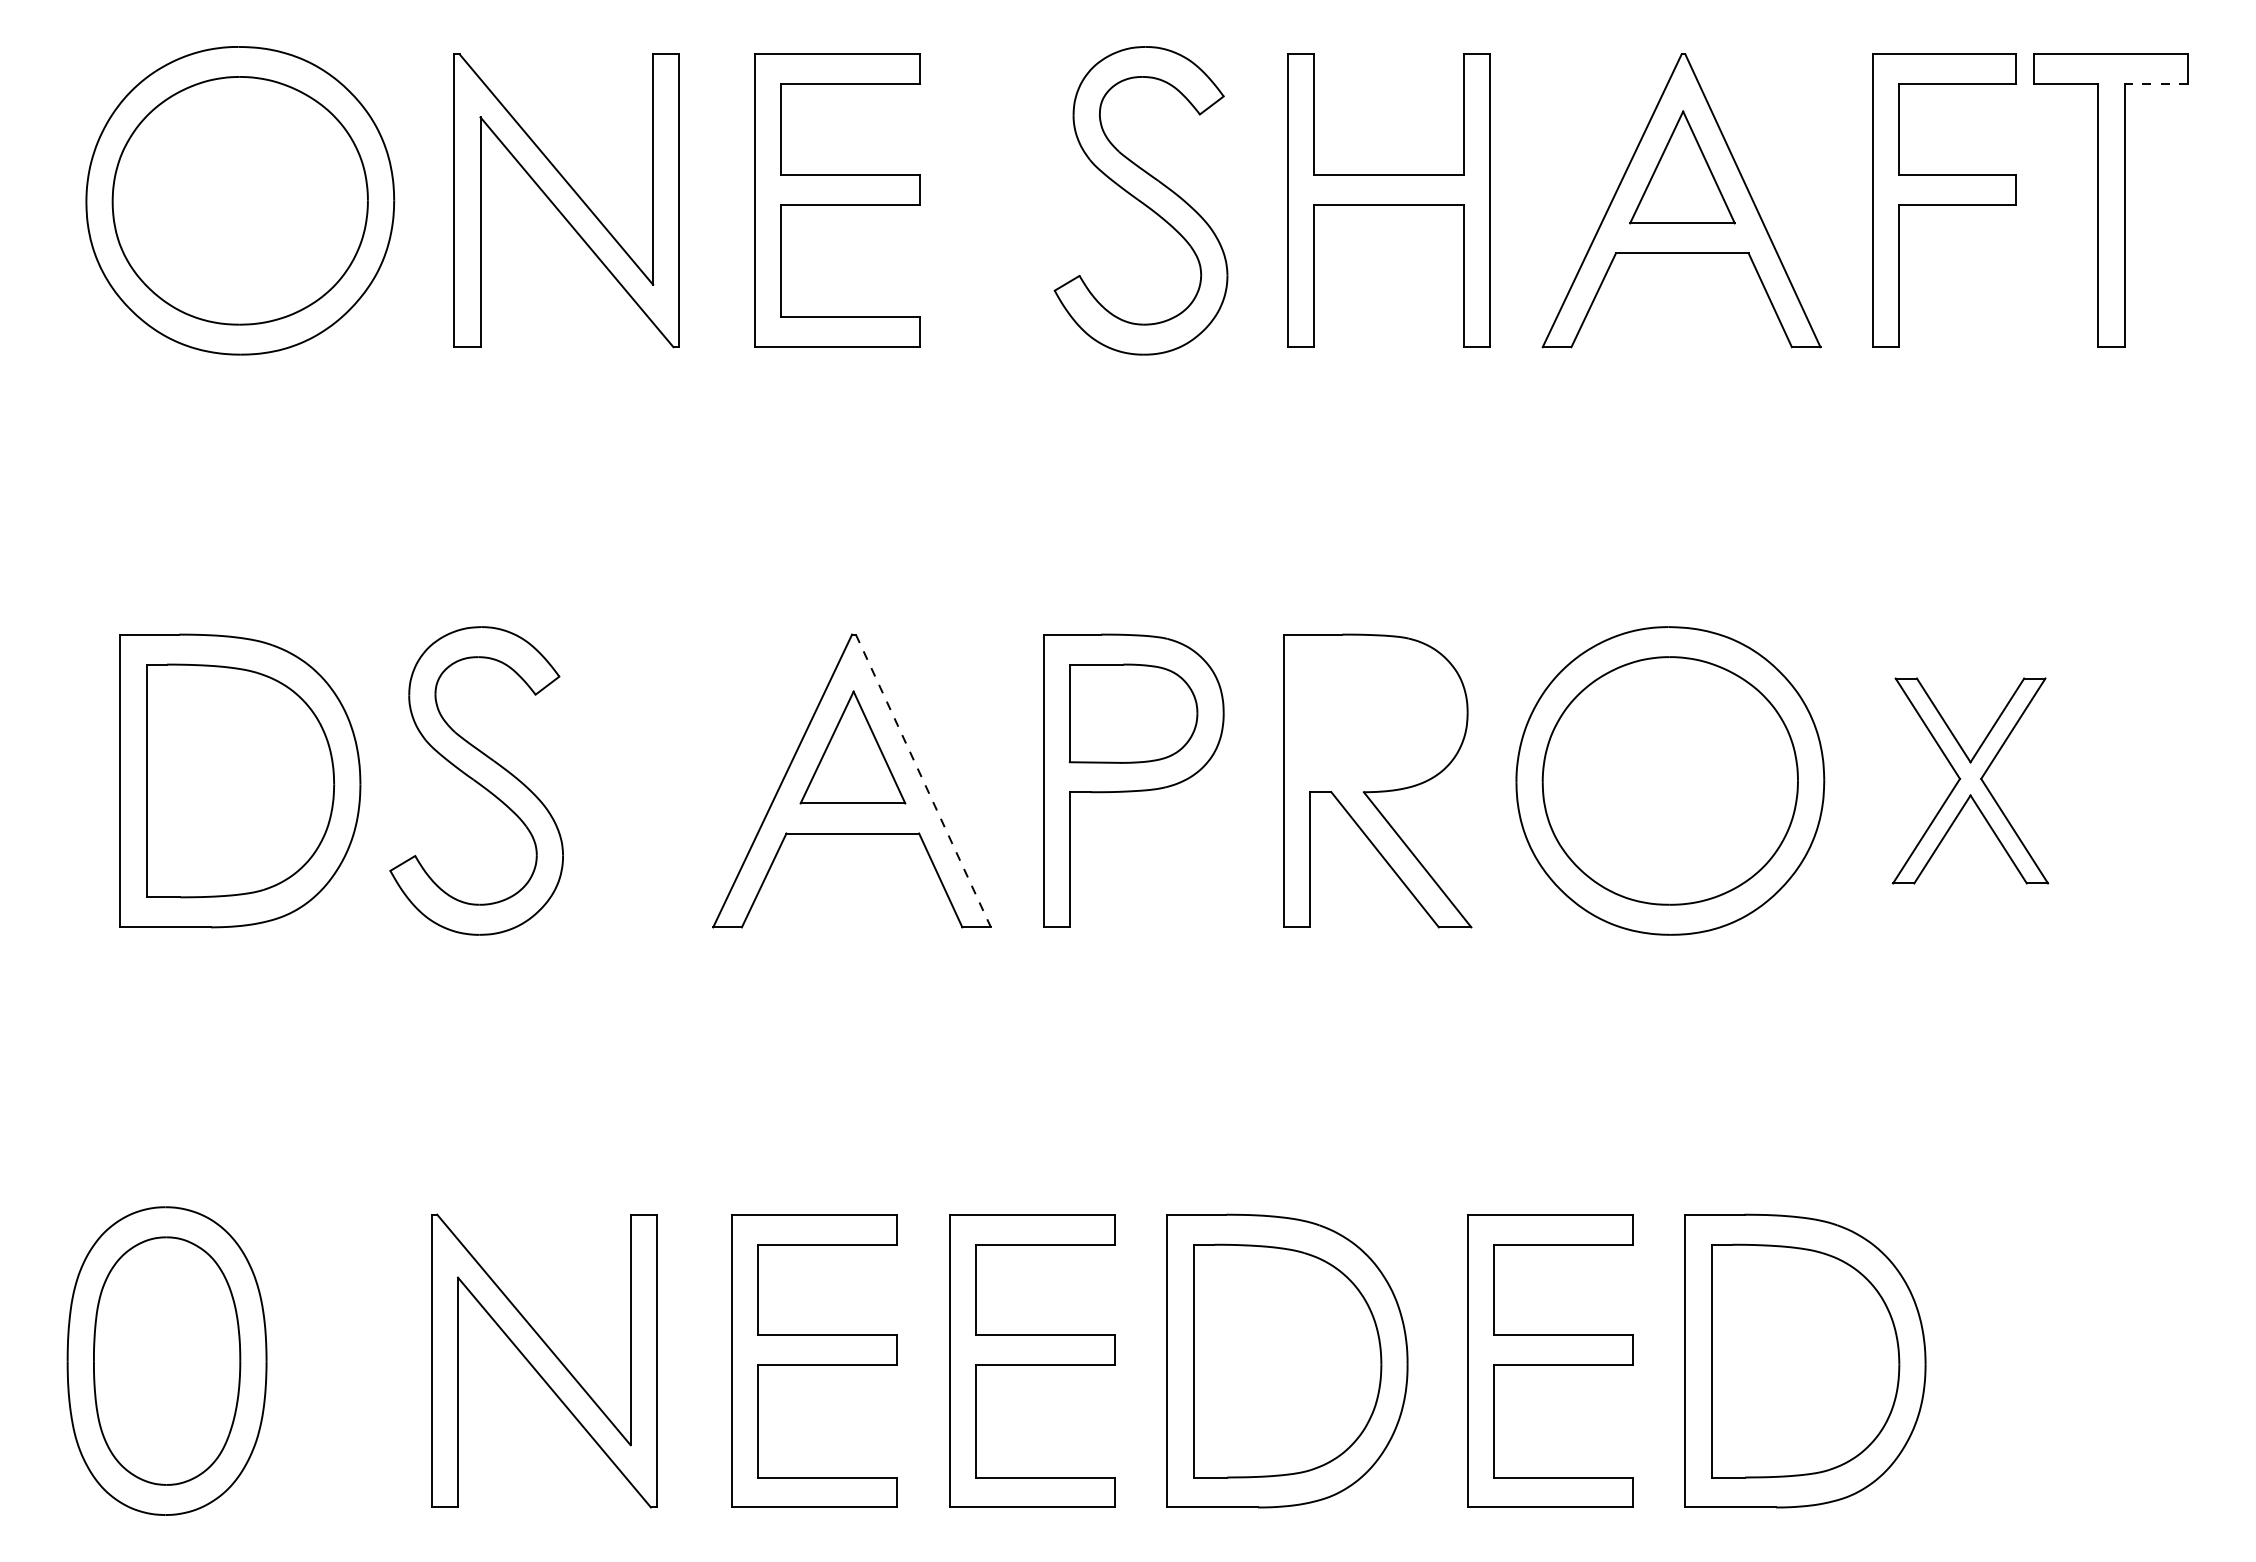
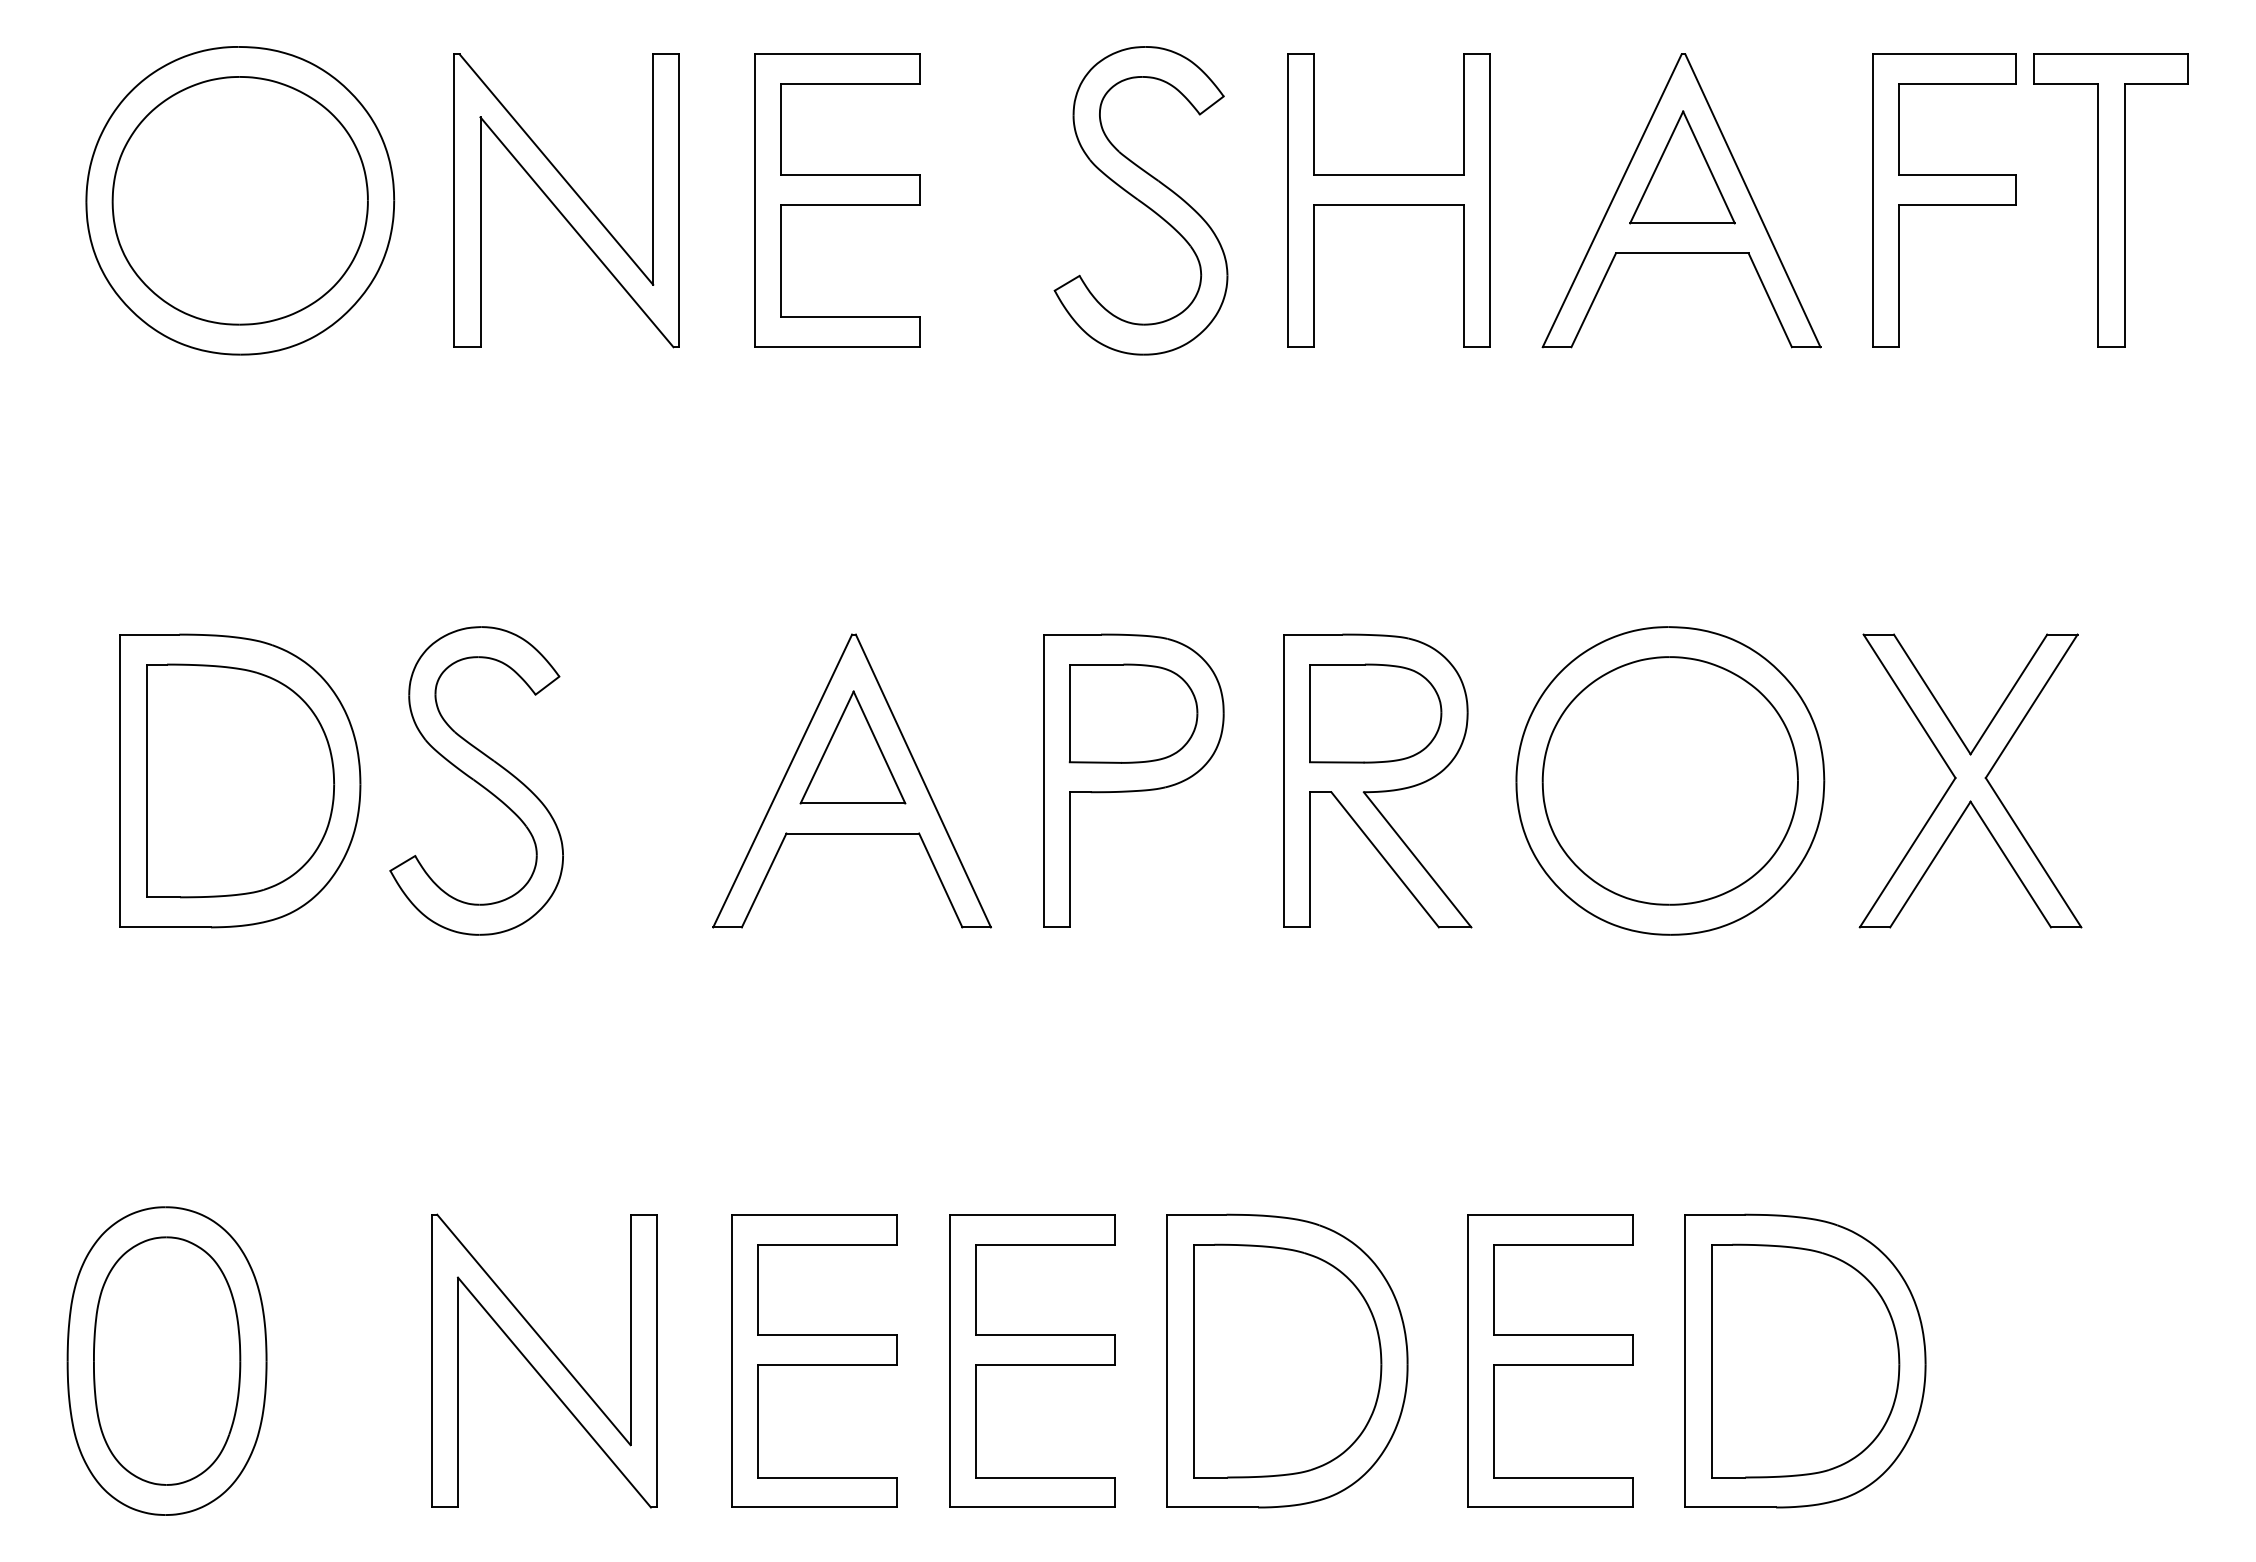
line: dashed -> solid (2156, 84)
part: none -> present (1375, 713)
part size: 158x208 px -> 225x296 px (1970, 780)
line: dashed -> solid (923, 781)
